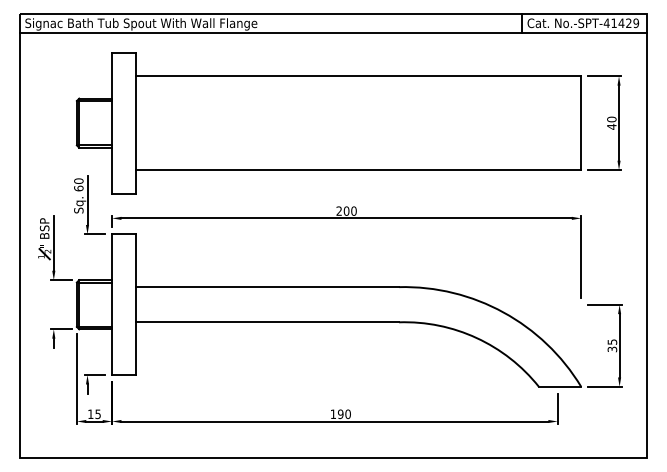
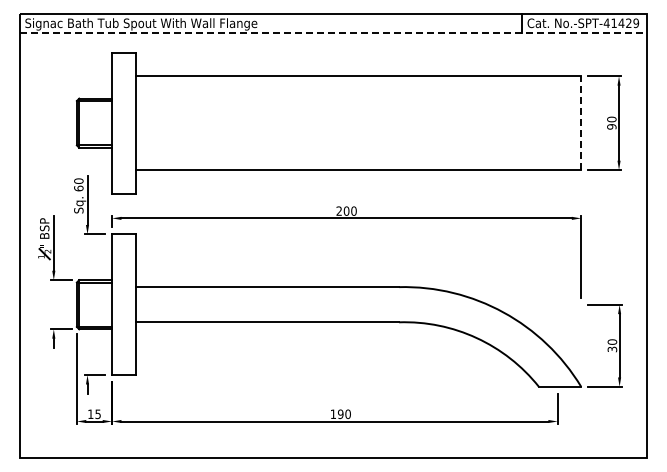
line: solid -> dashed (333, 33)
line: solid -> dashed (581, 123)
text: 40 -> 90 (611, 126)
text: 35 -> 30 (612, 341)
